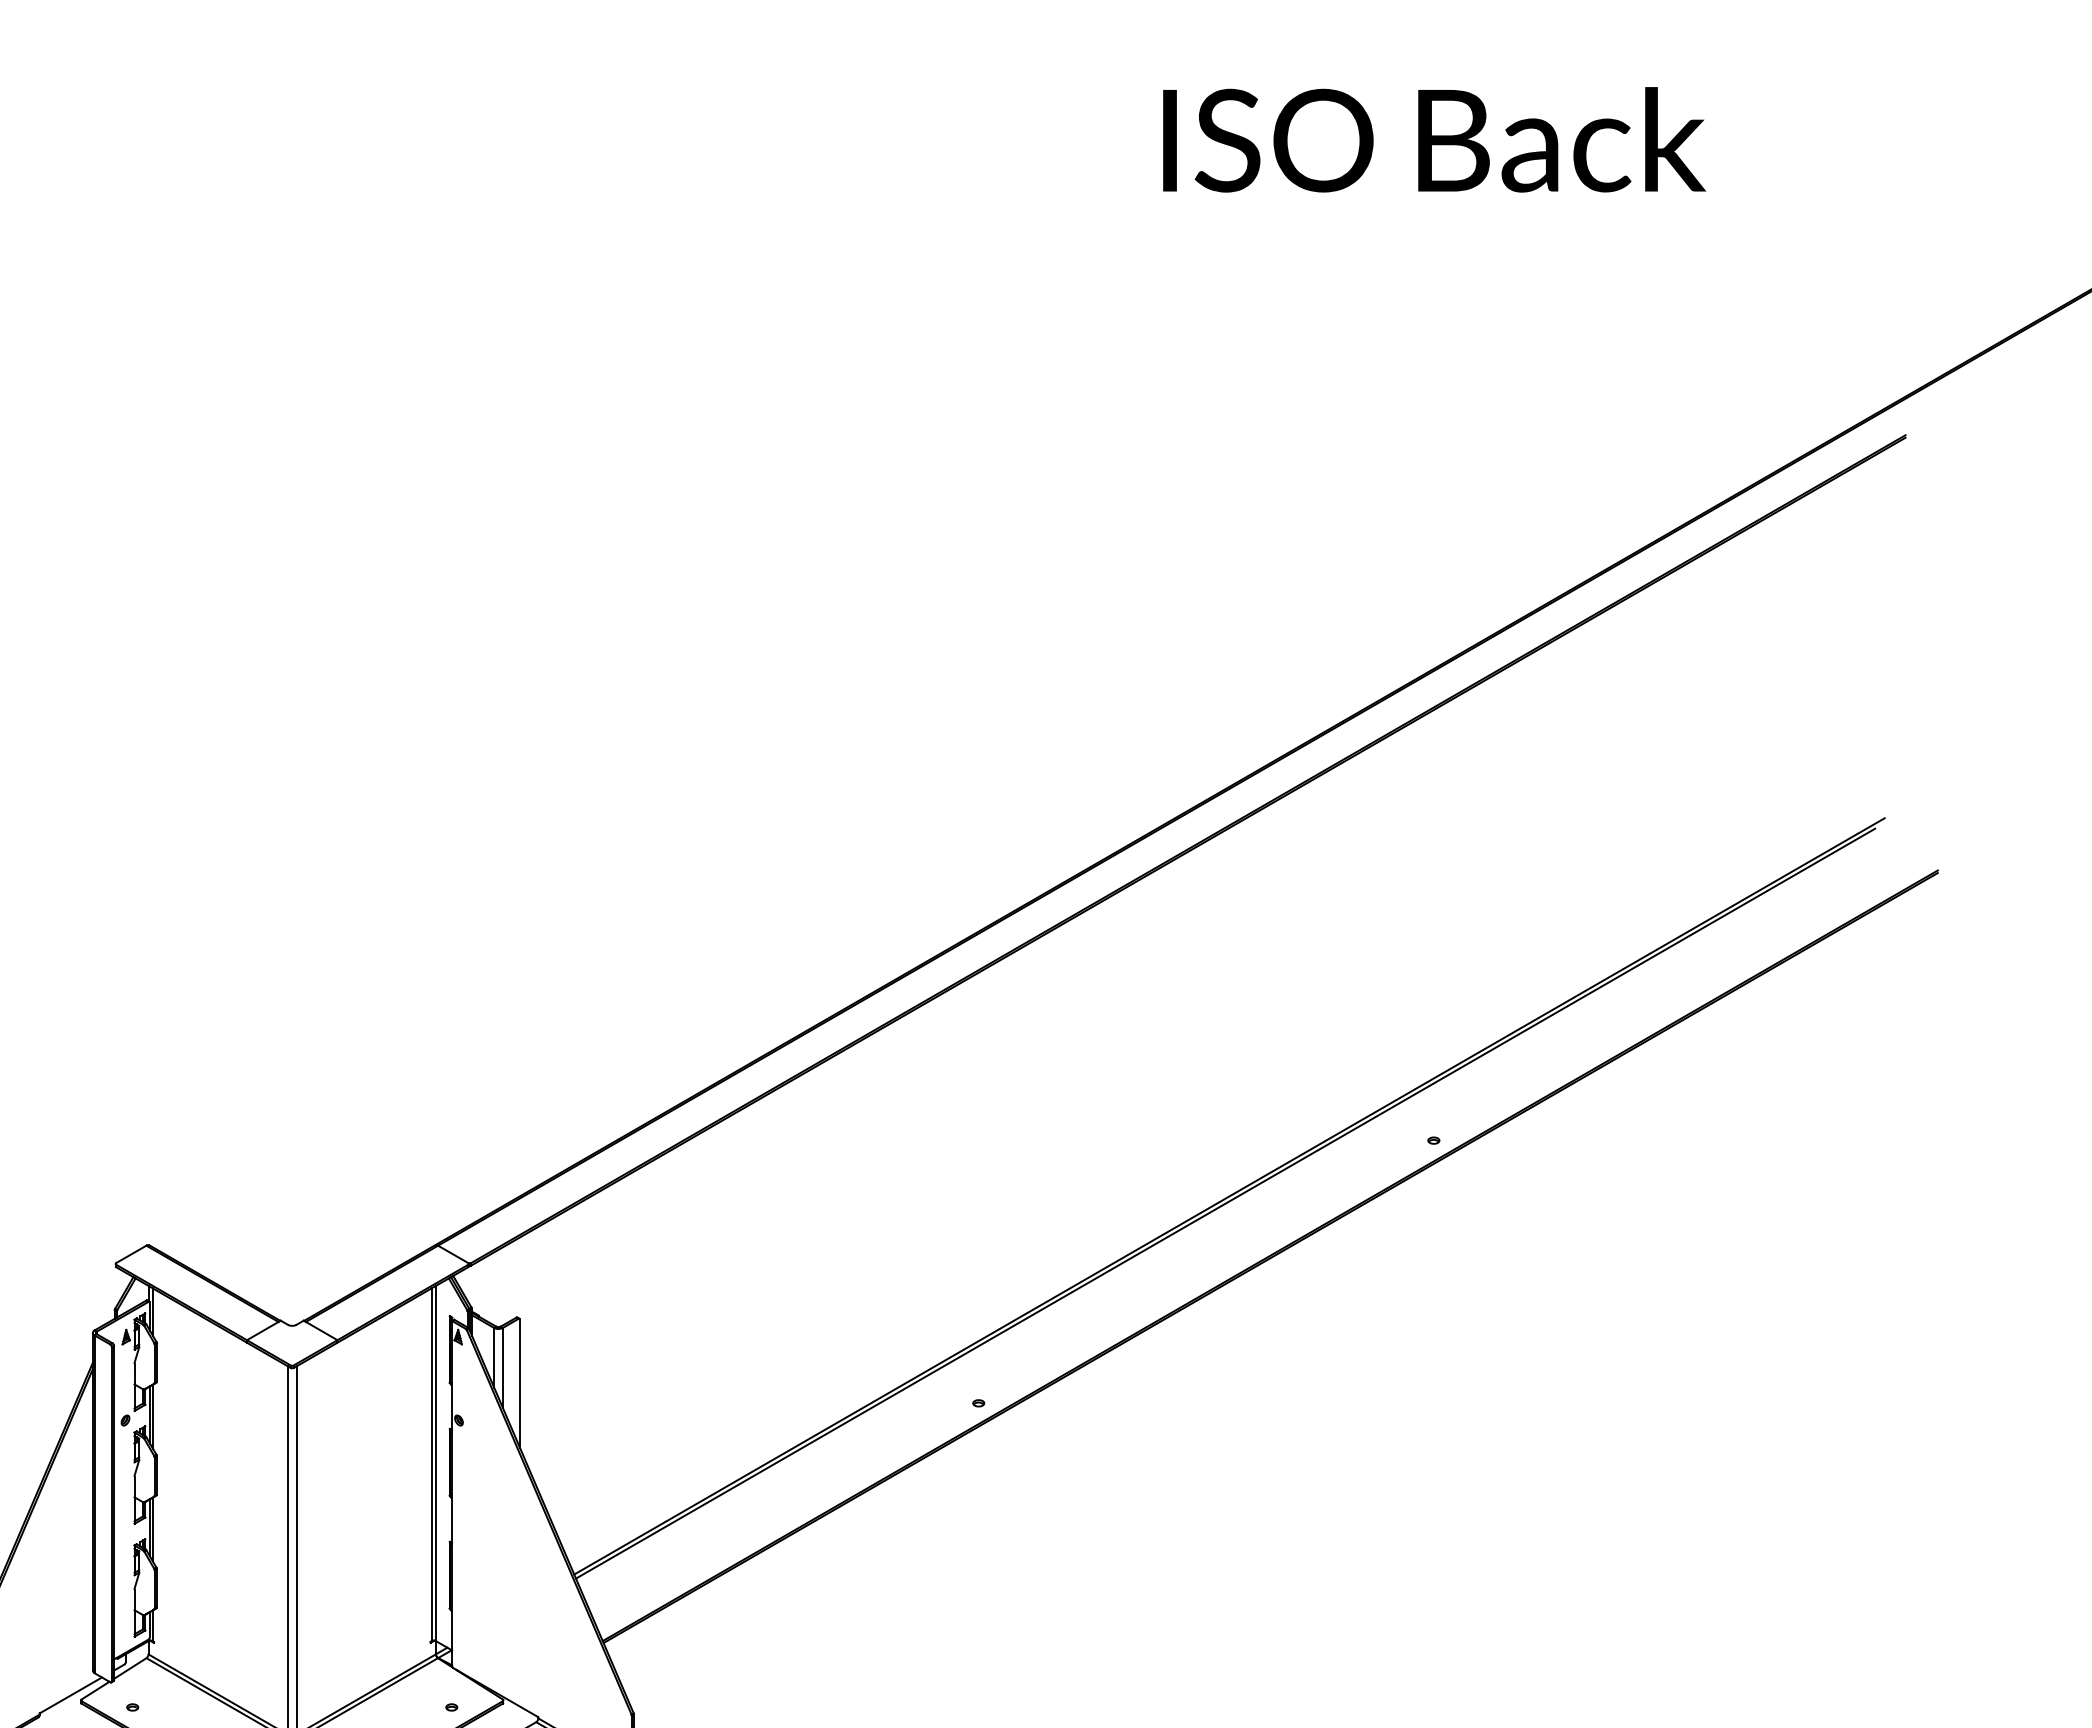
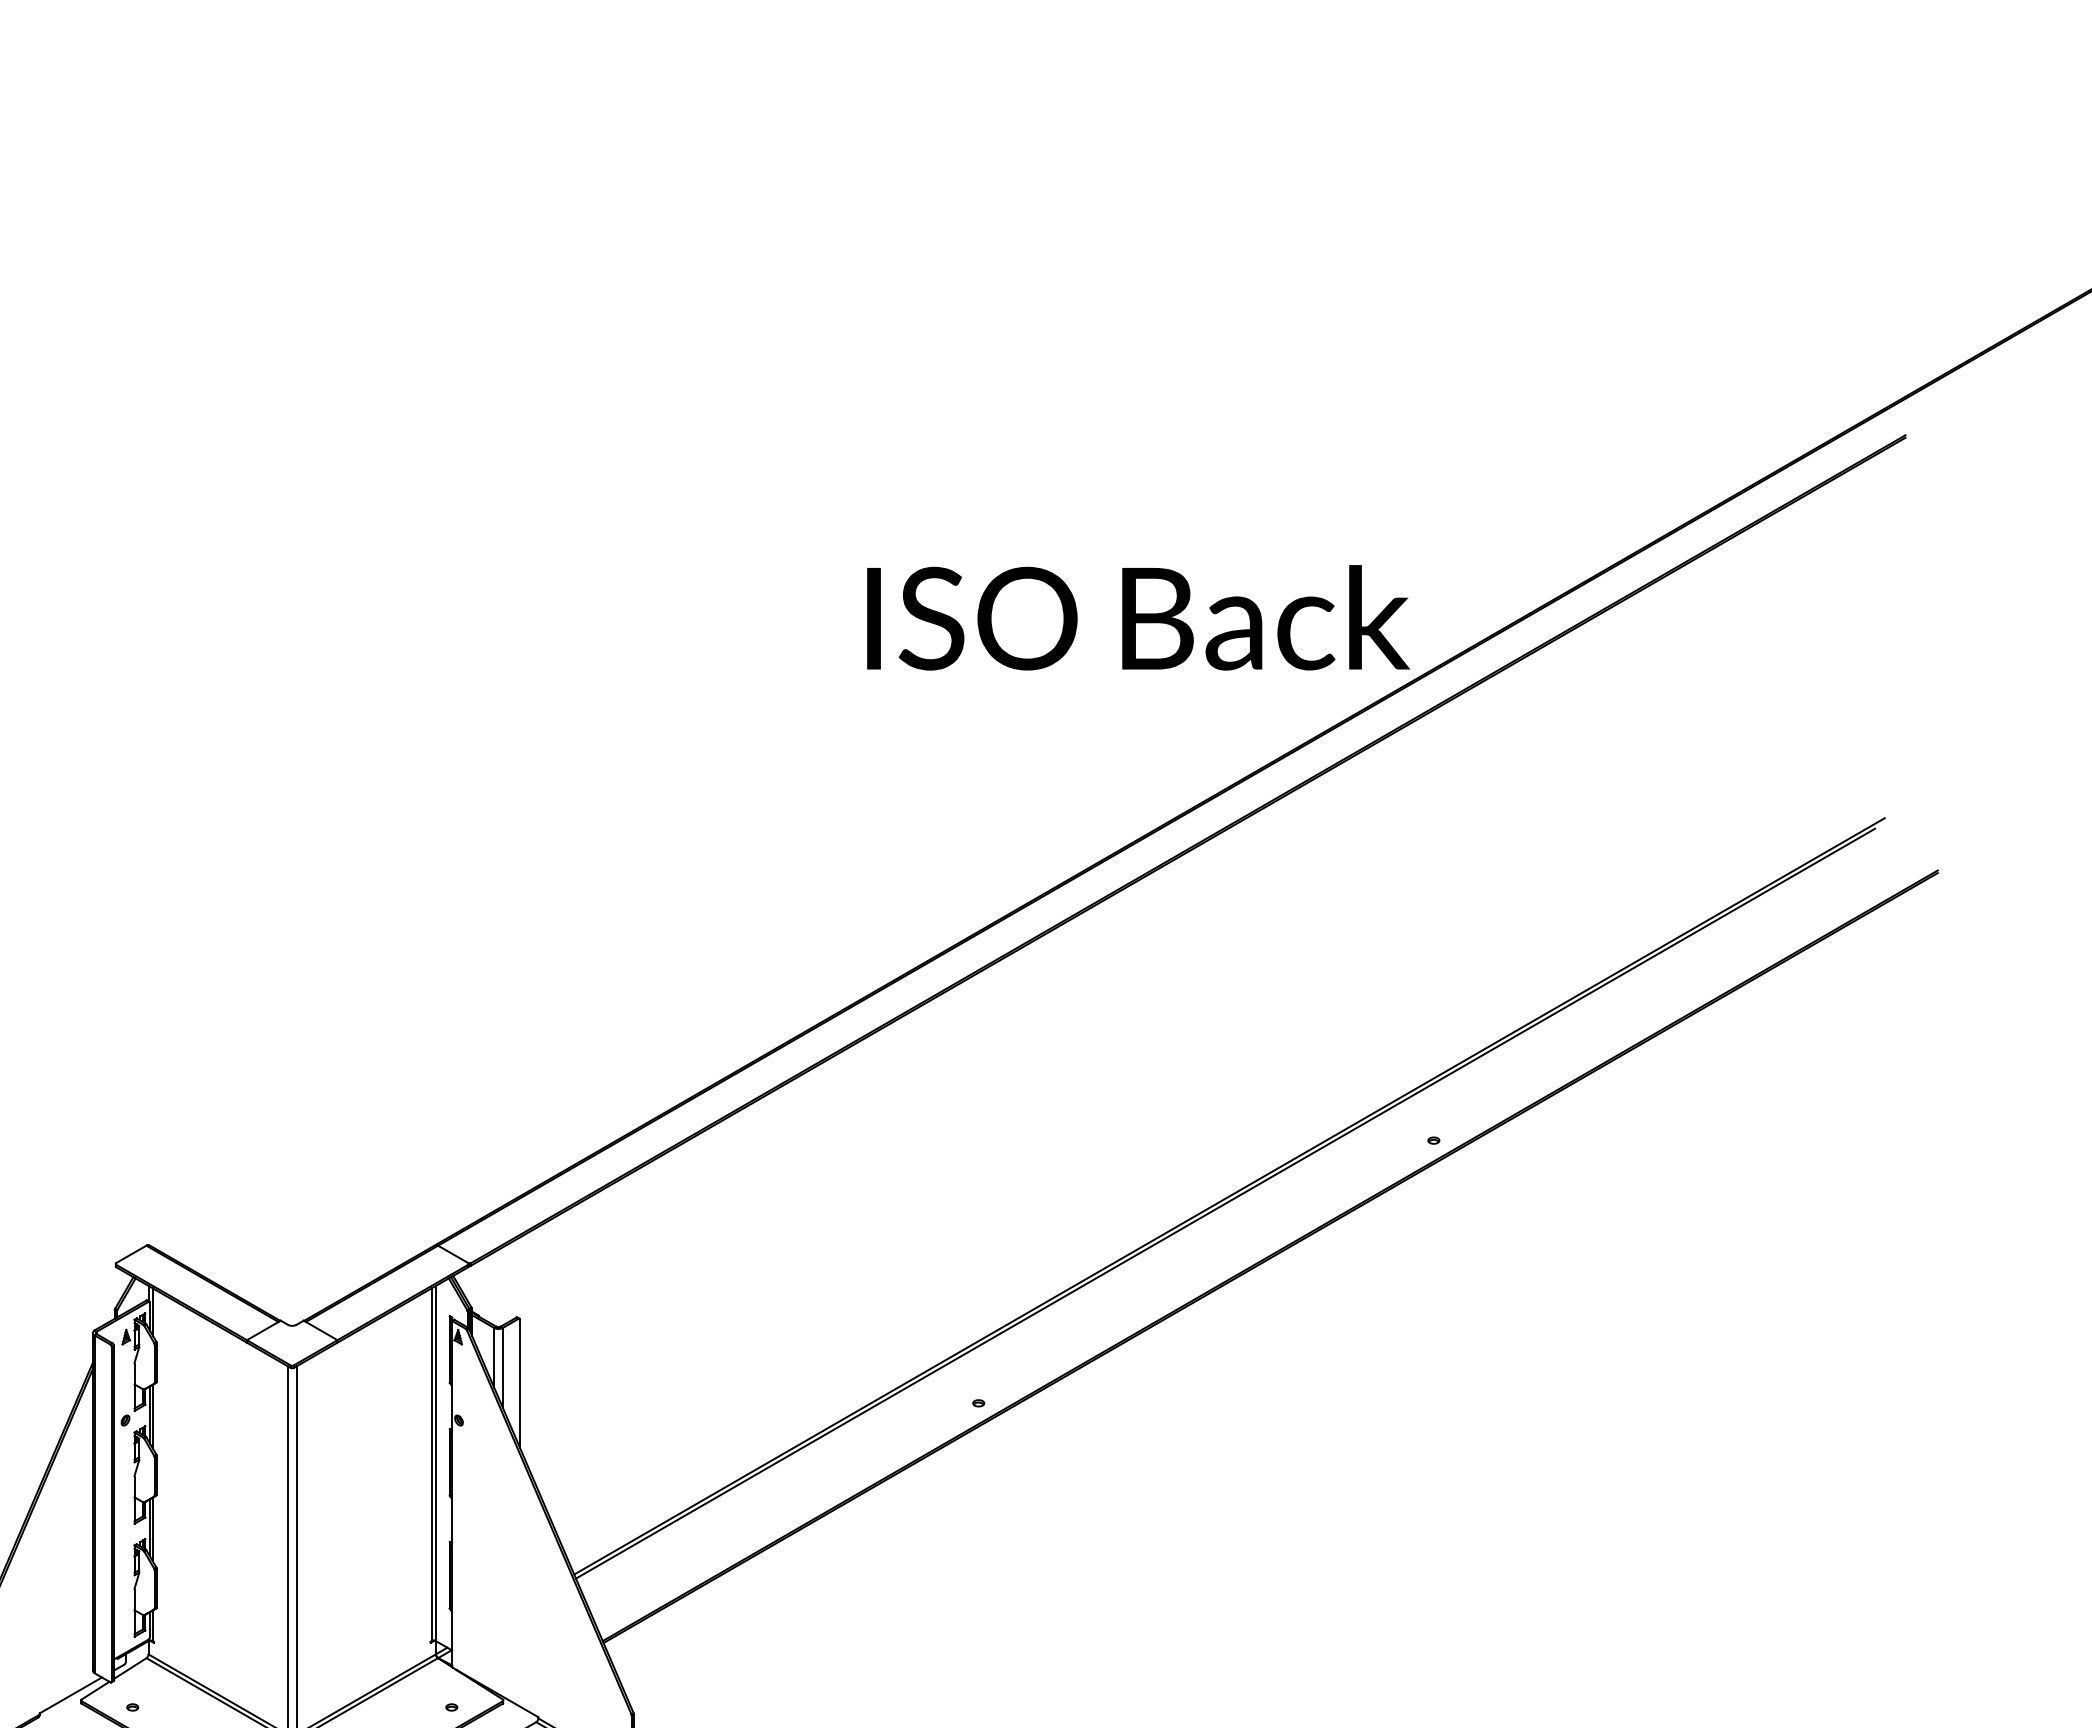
text position: (1434, 139) -> (1138, 617) (1138, 617)
